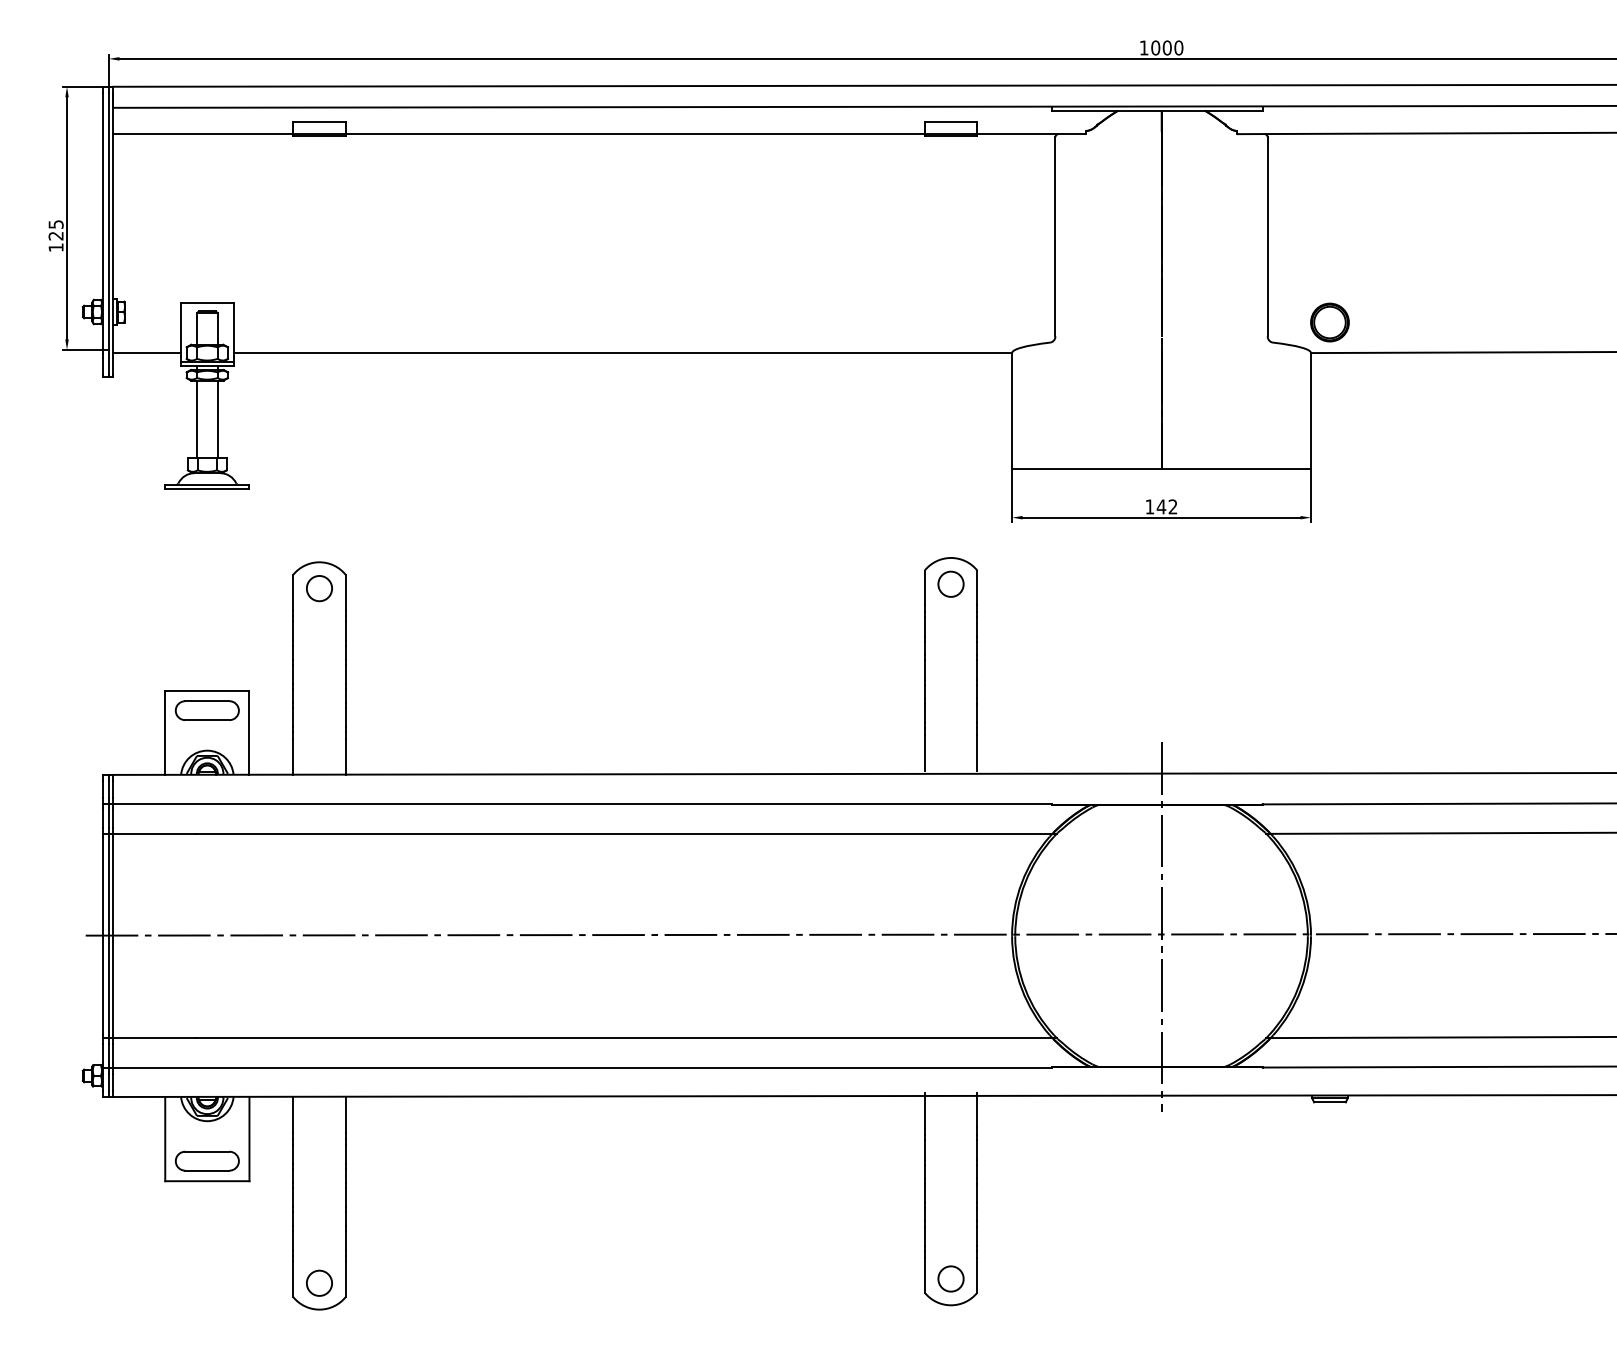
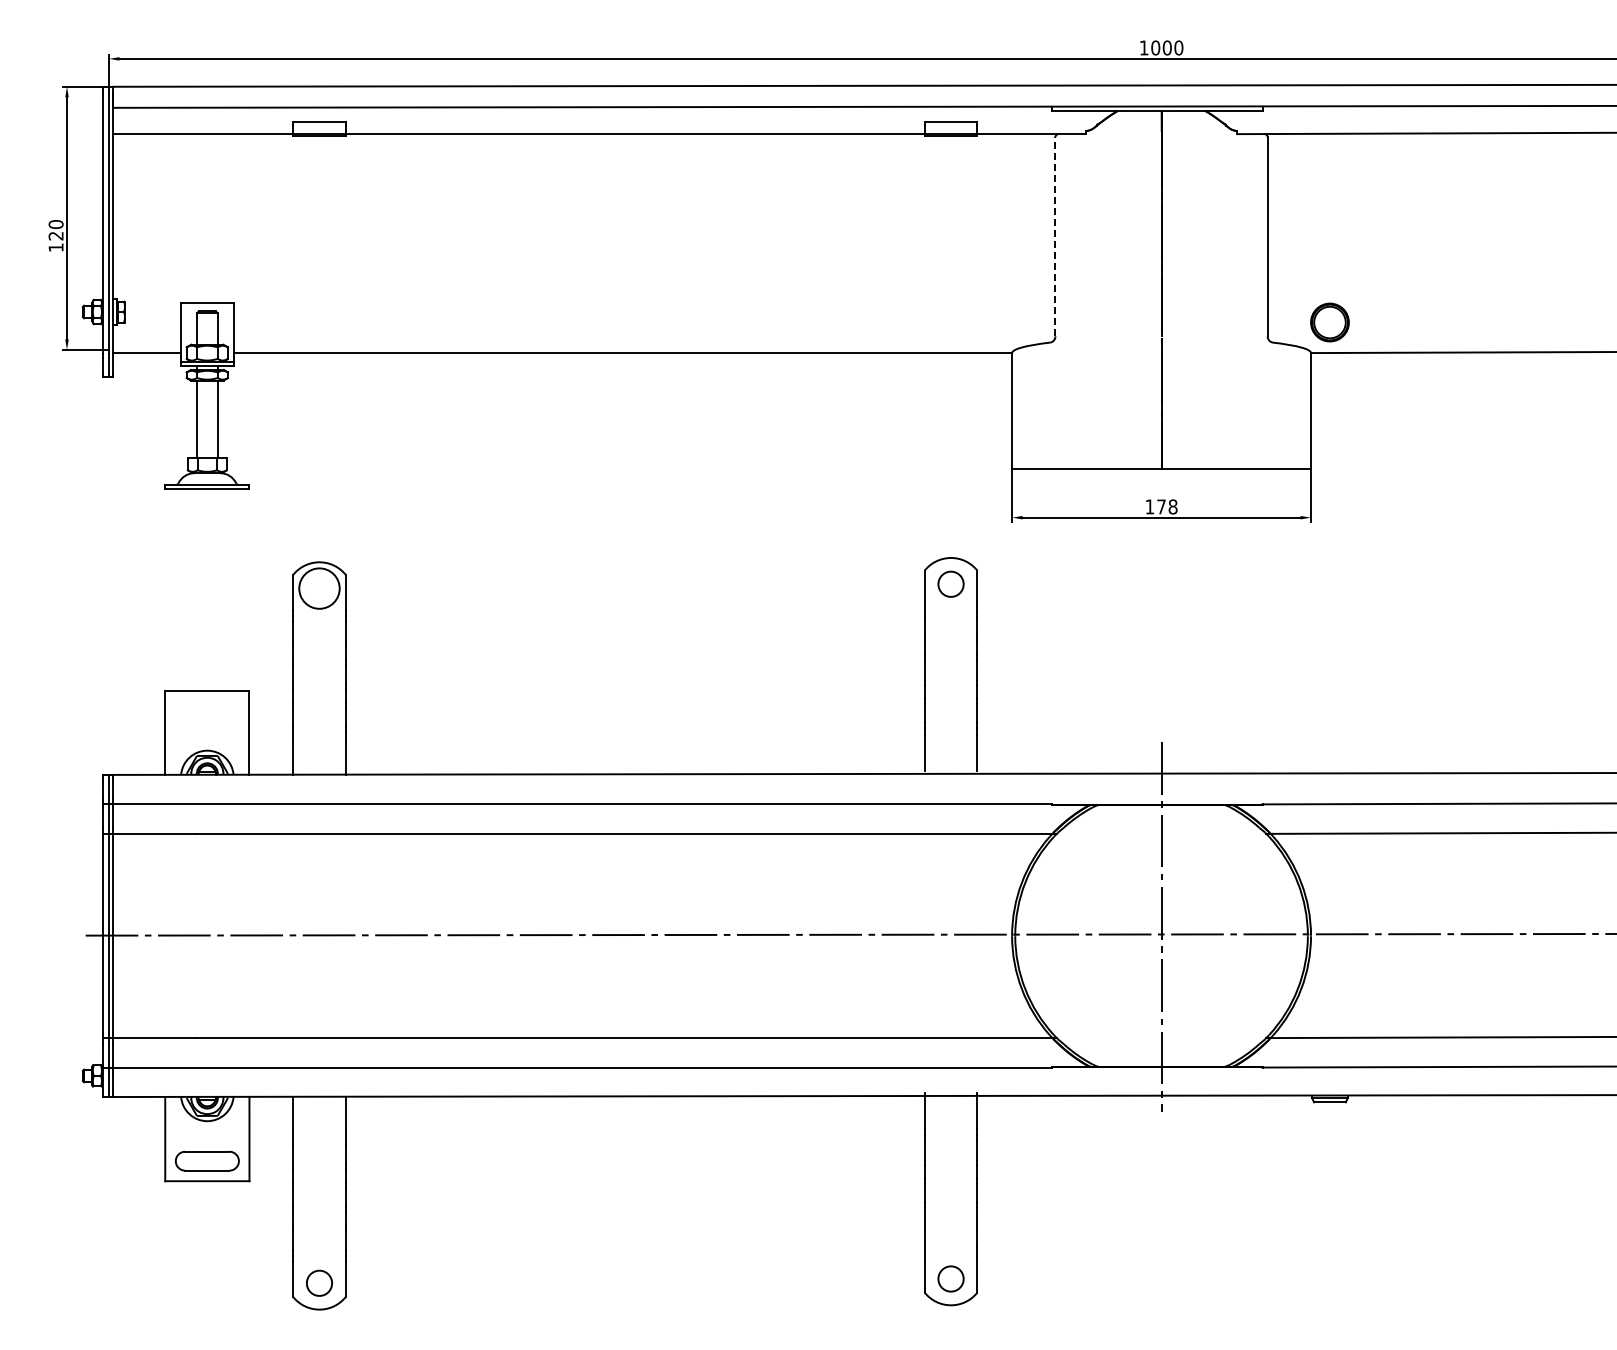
text: 125 -> 120 (55, 224)
line: solid -> dashed (1055, 236)
text: 142 -> 178 (1166, 506)
circle diameter: 25 px -> 40 px (319, 588)
part: present -> none (206, 710)
